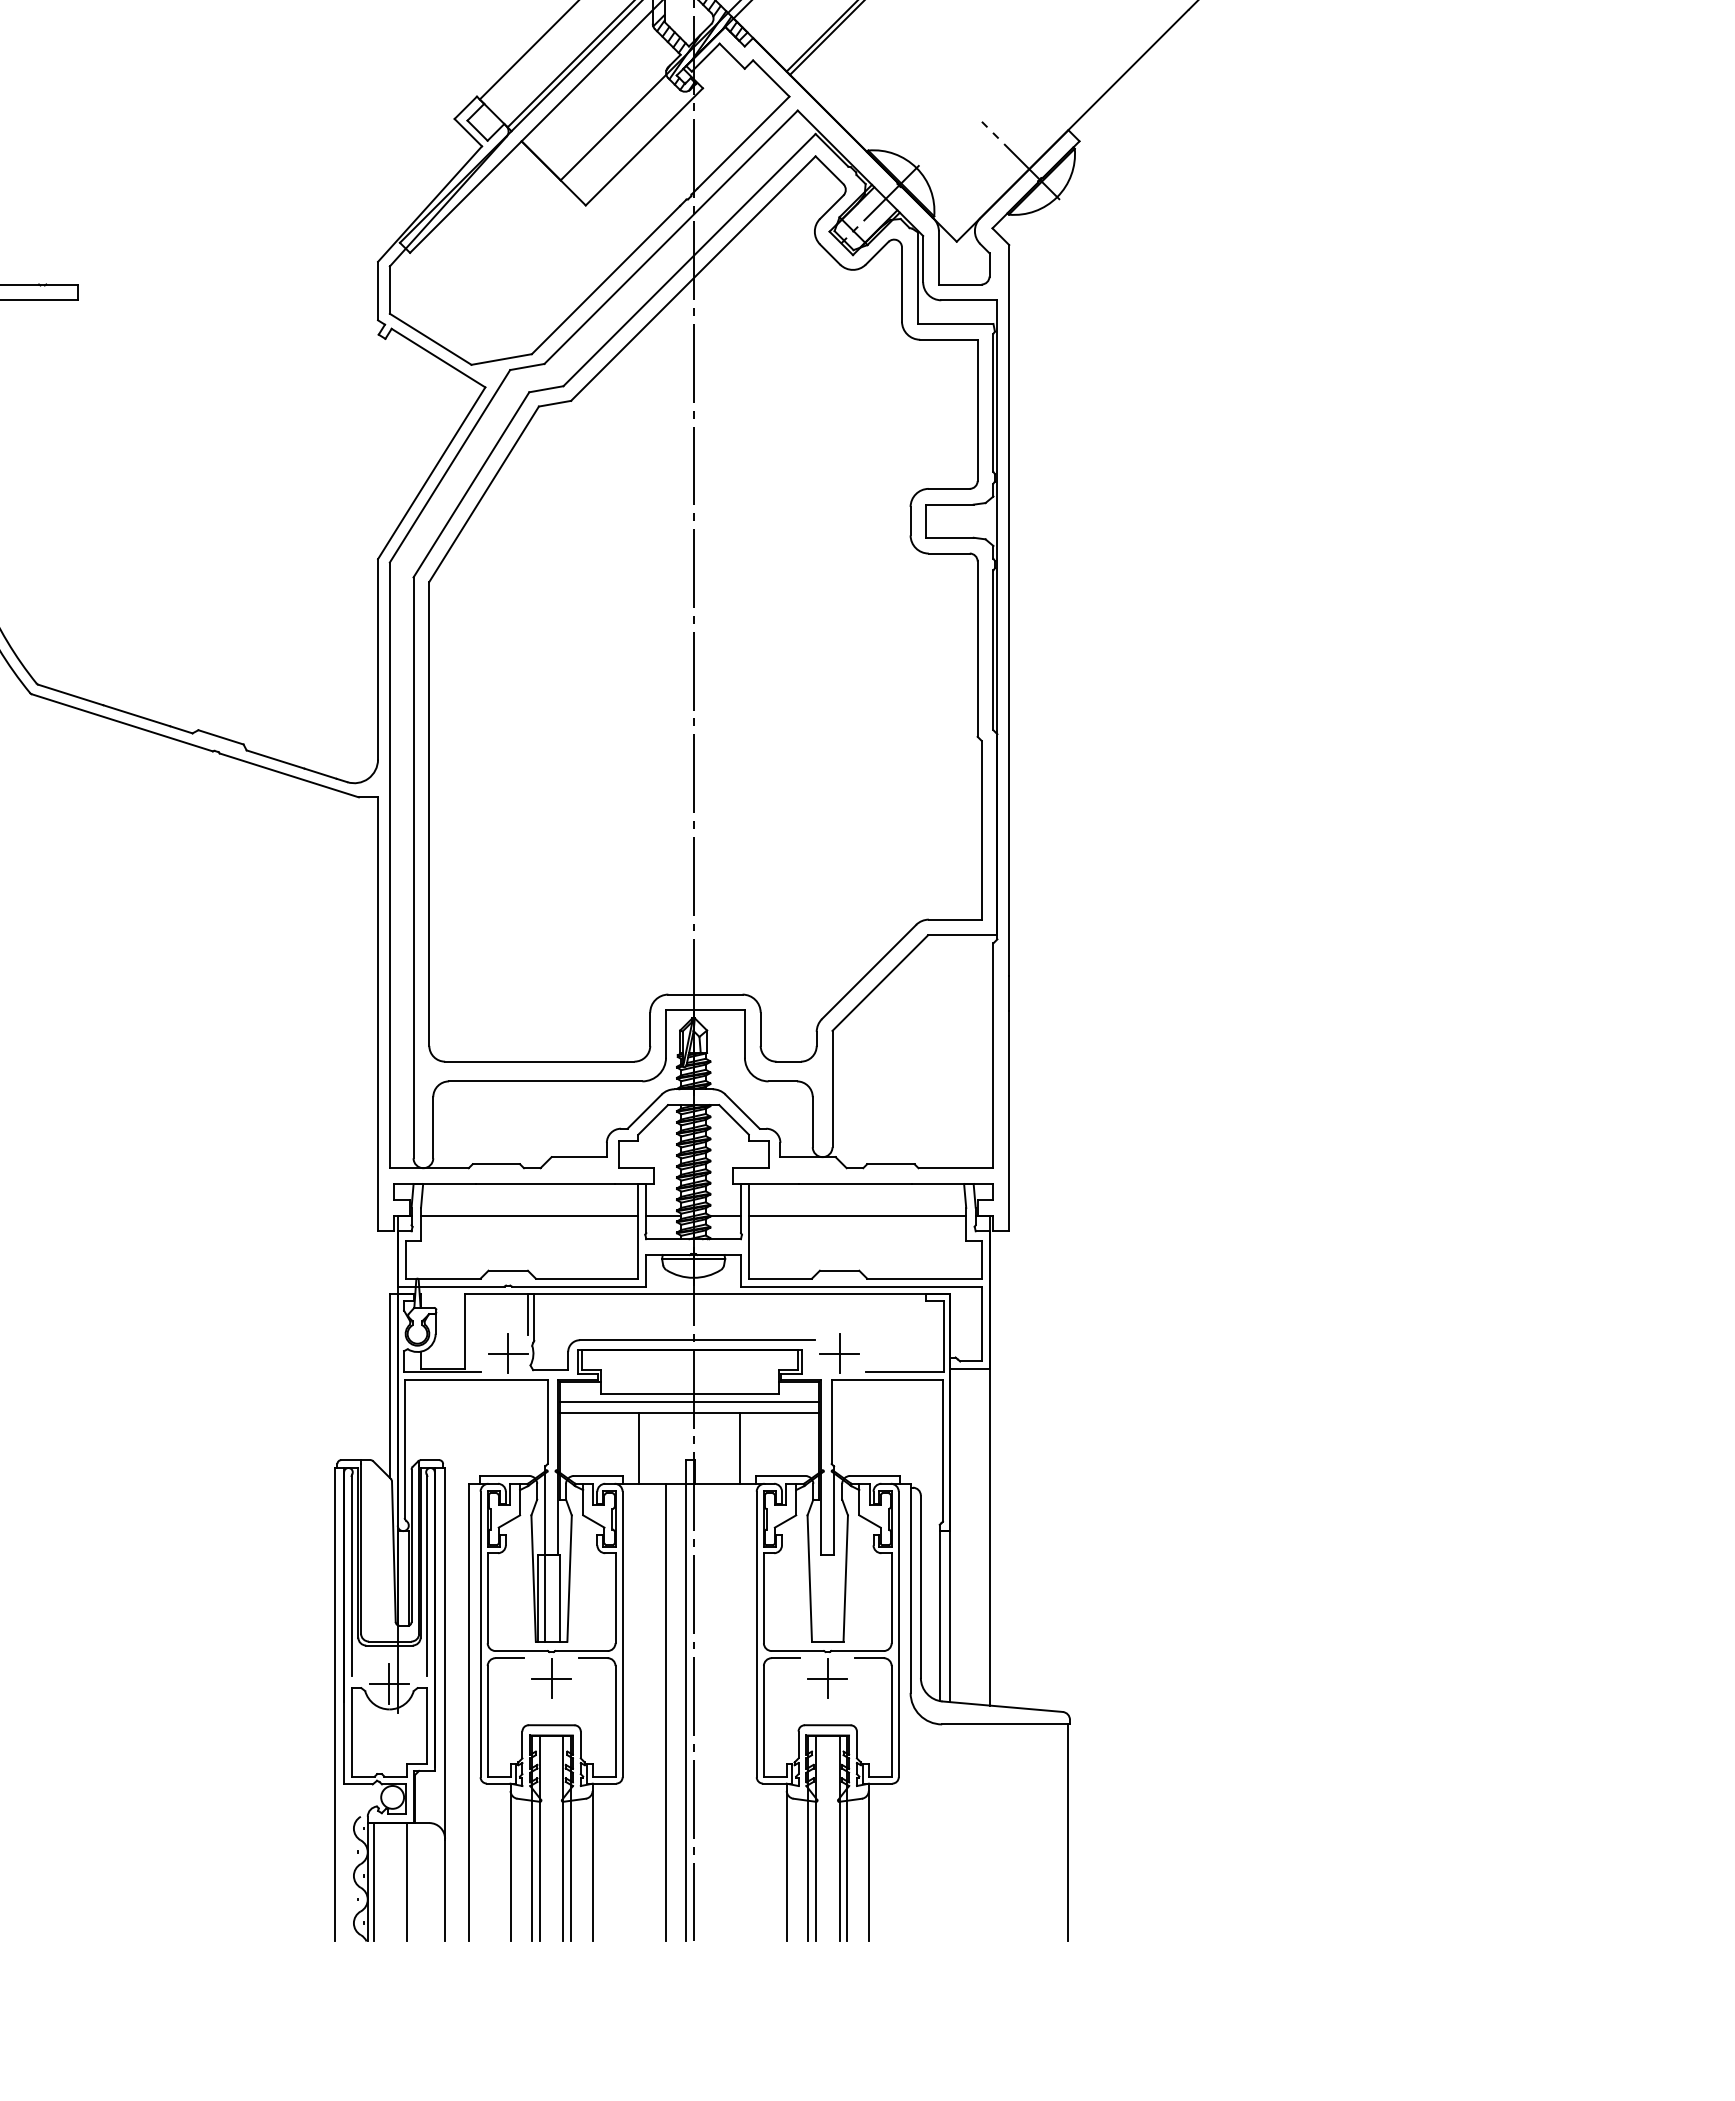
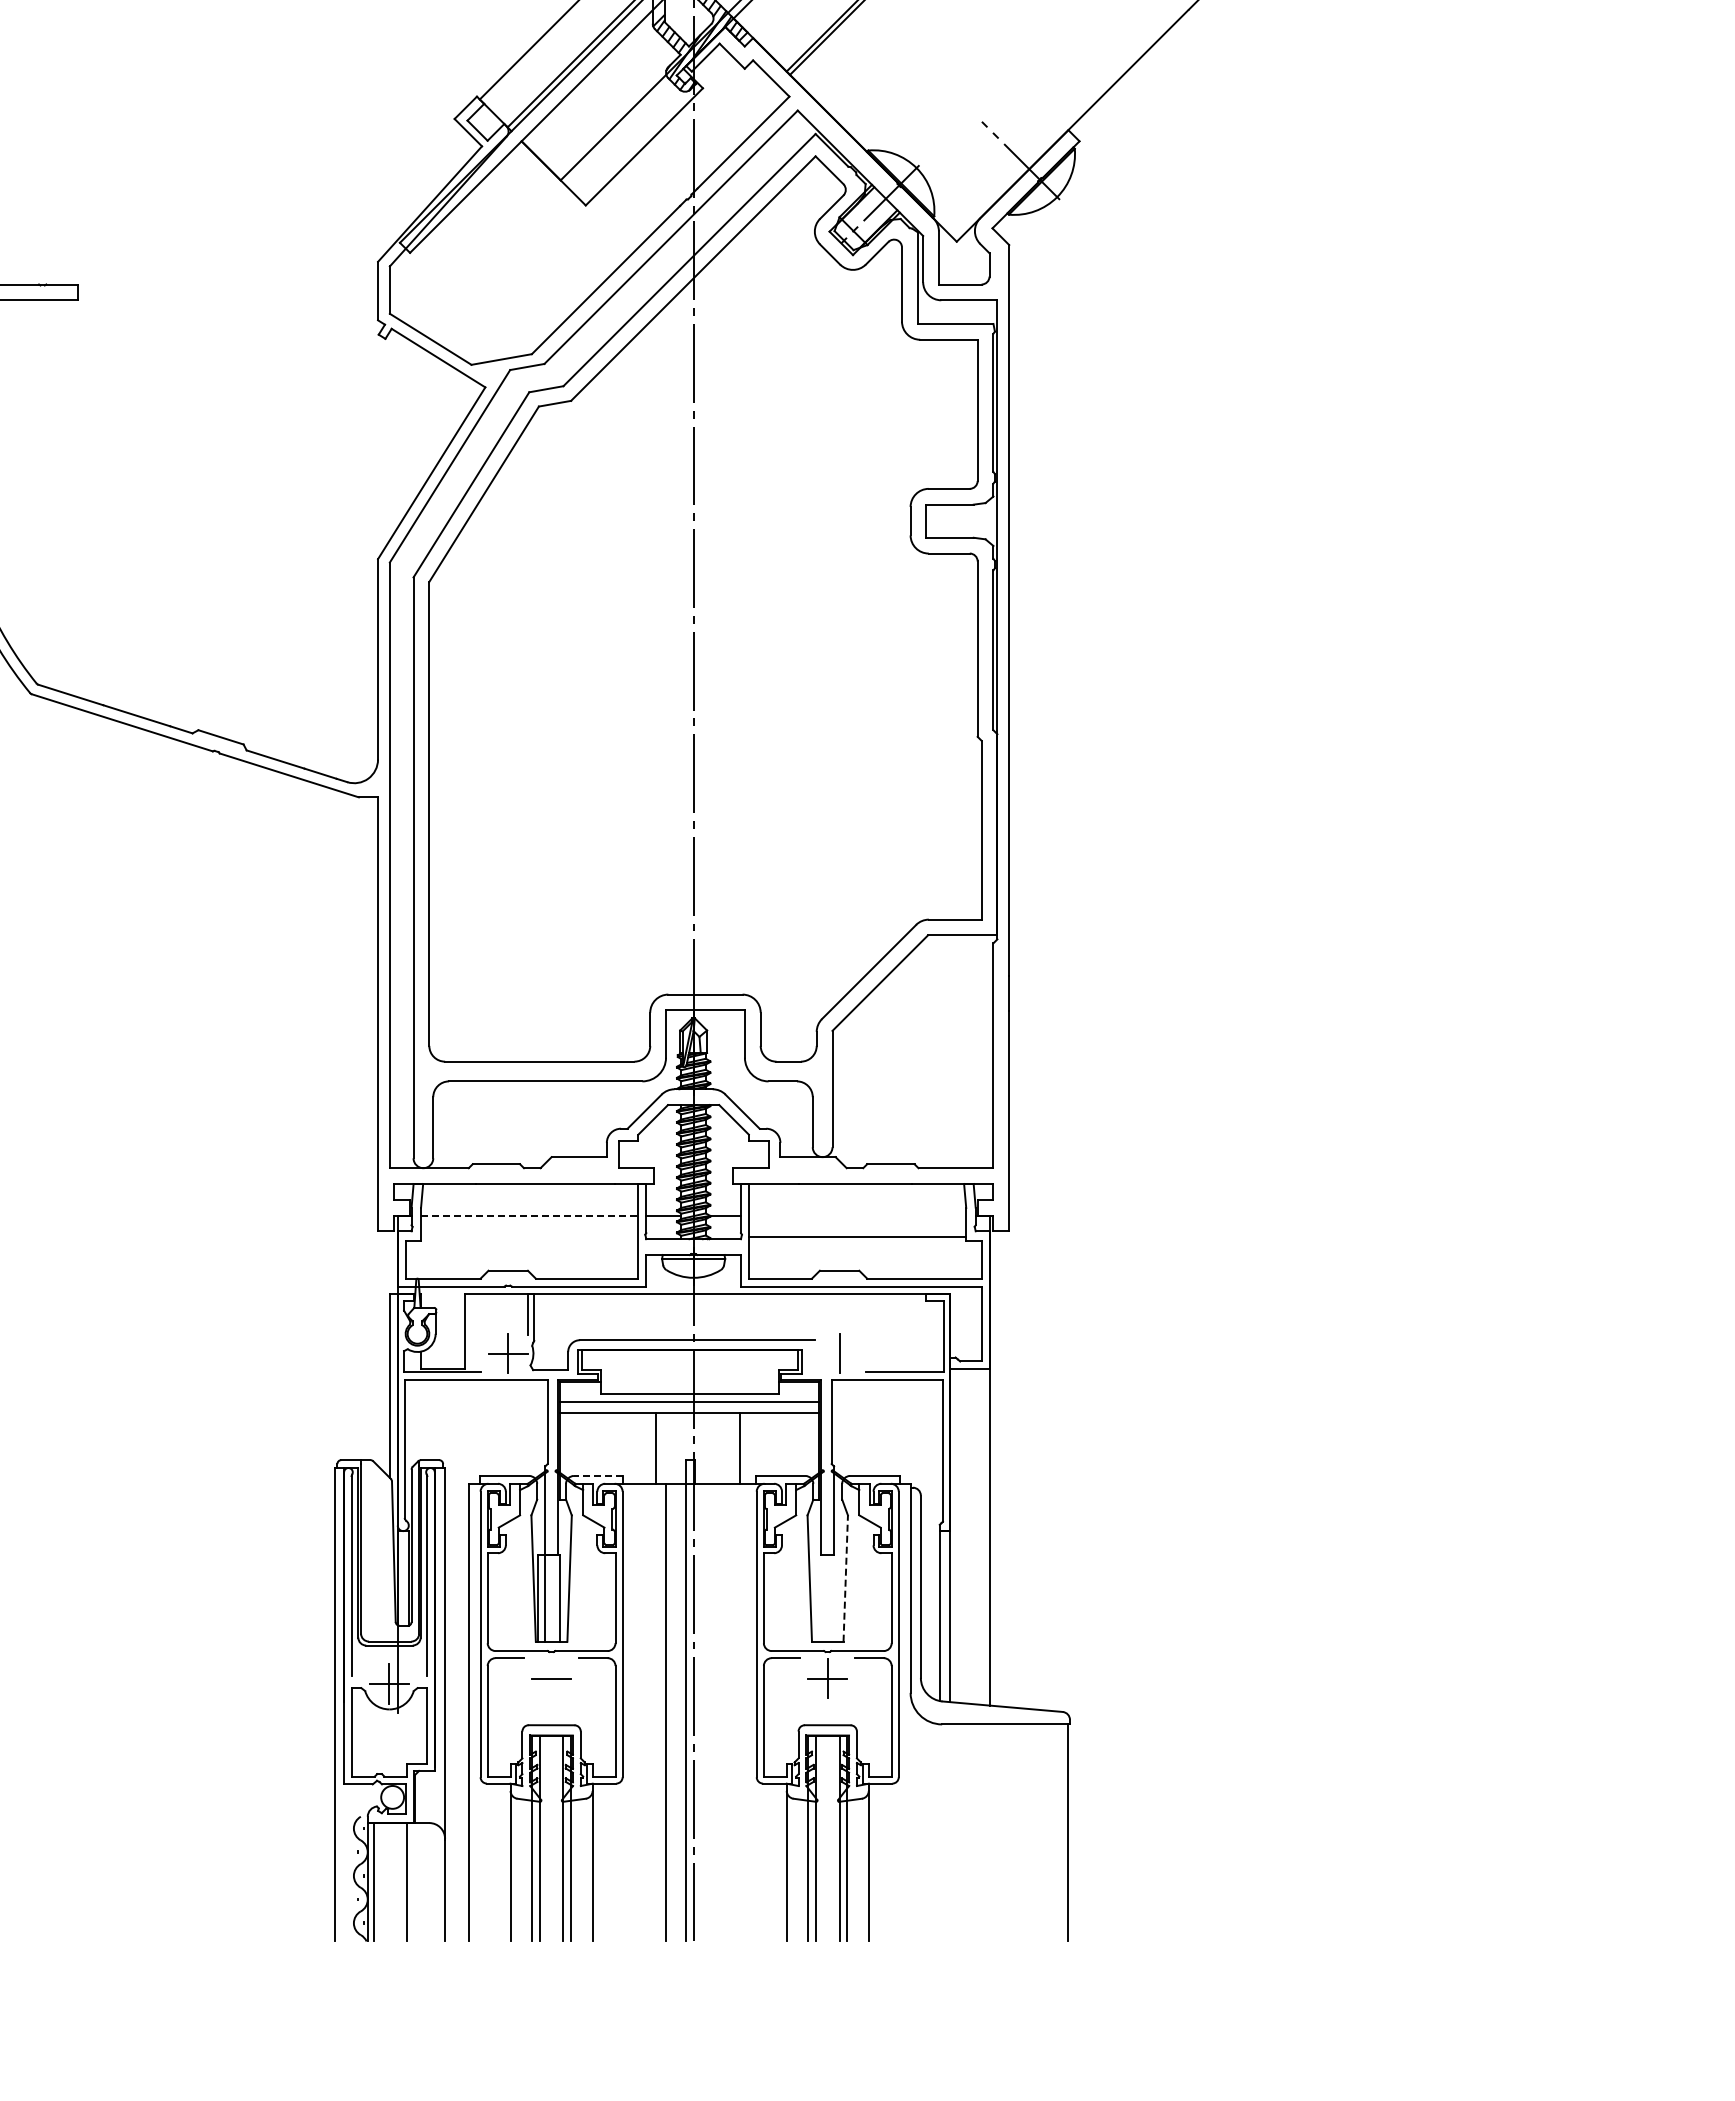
line: solid -> dashed (529, 1215)
line position: (857, 1215) -> (857, 1236) (857, 1236)
line: present -> none (839, 1353)
line position: (639, 1447) -> (656, 1447) (656, 1447)
line: solid -> dashed (598, 1475)
line: solid -> dashed (845, 1578)
line: present -> none (551, 1678)
